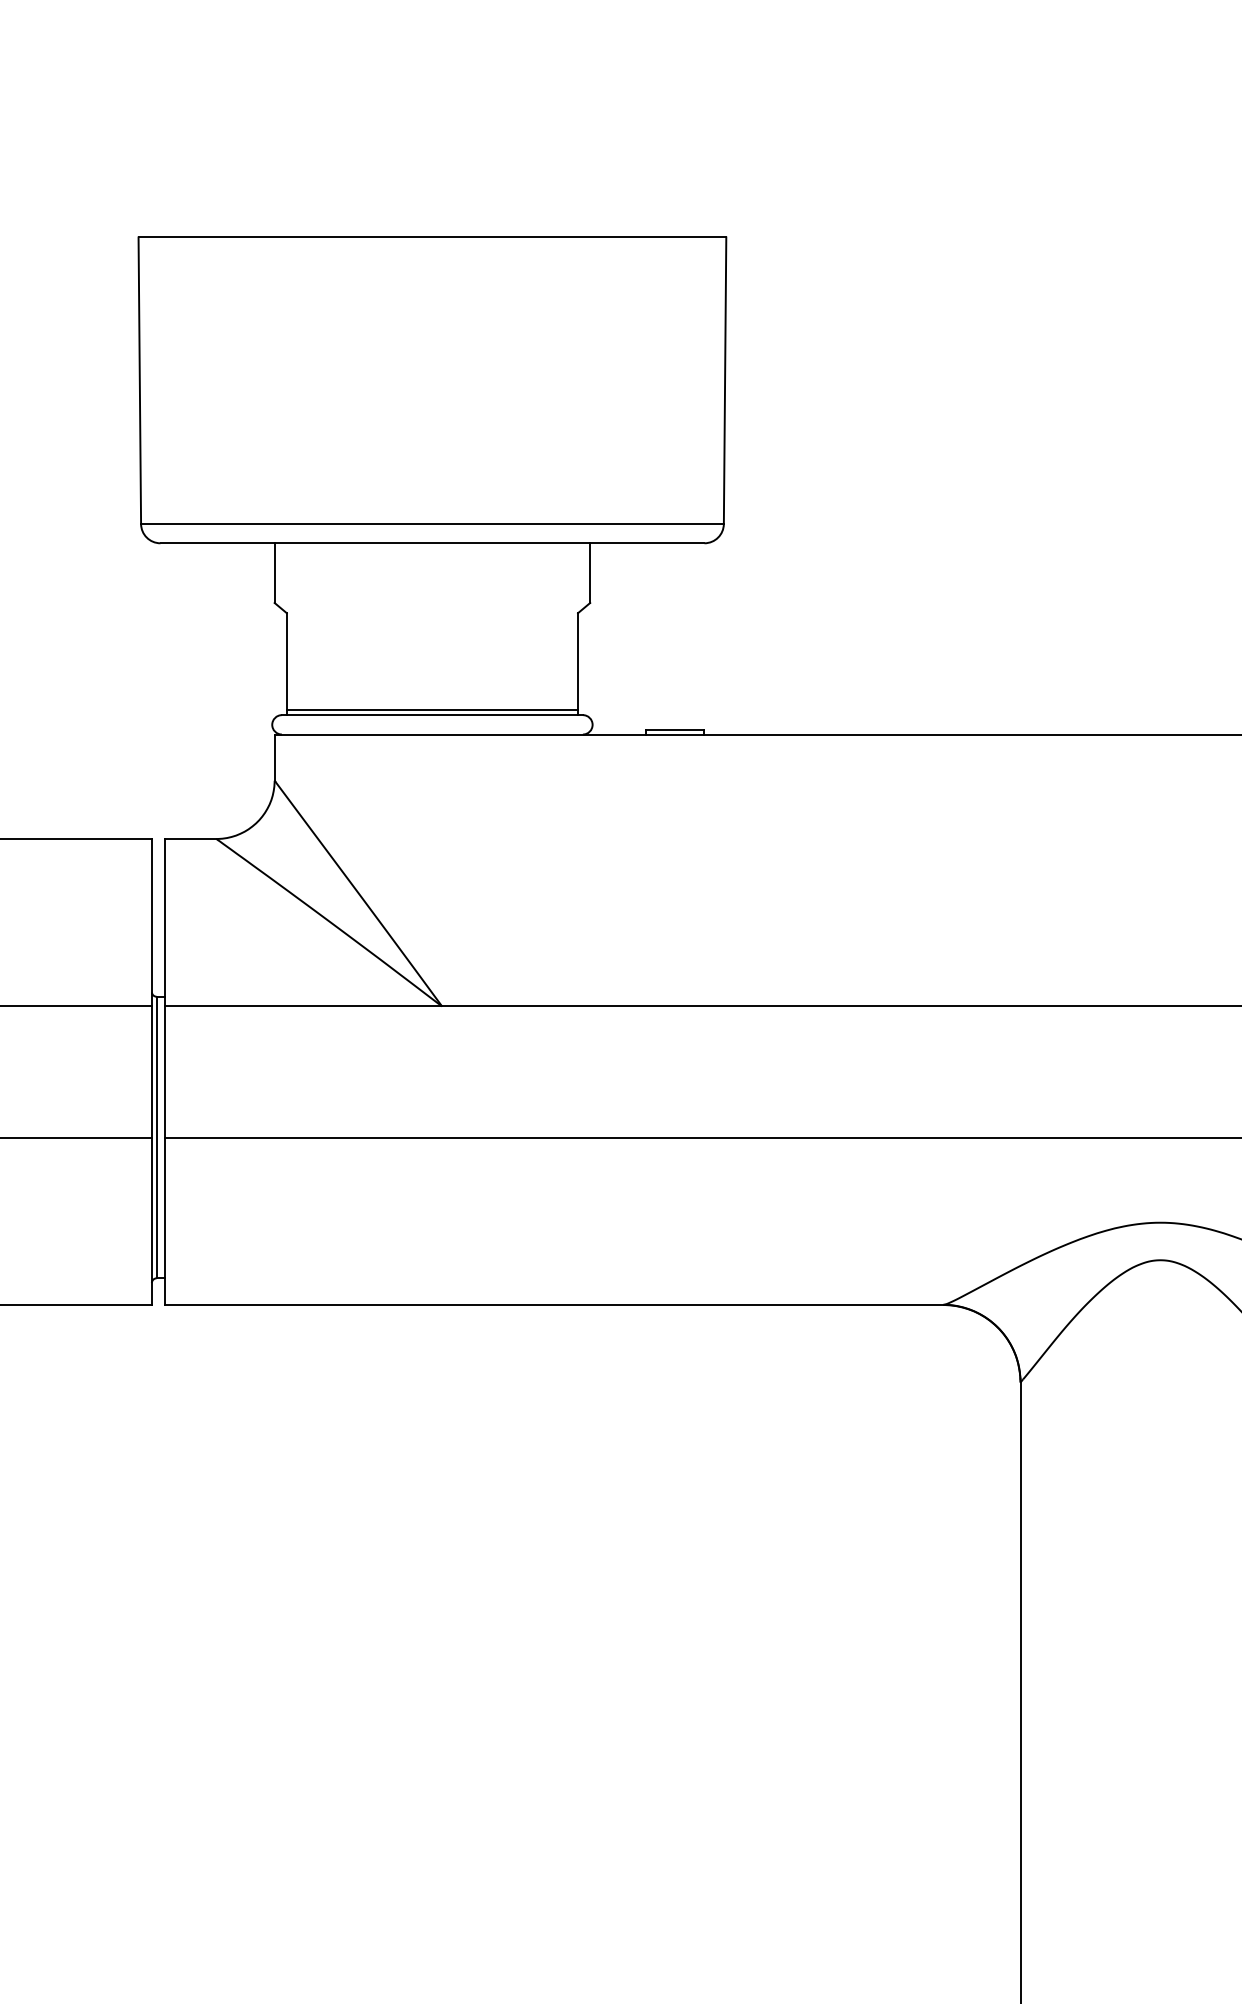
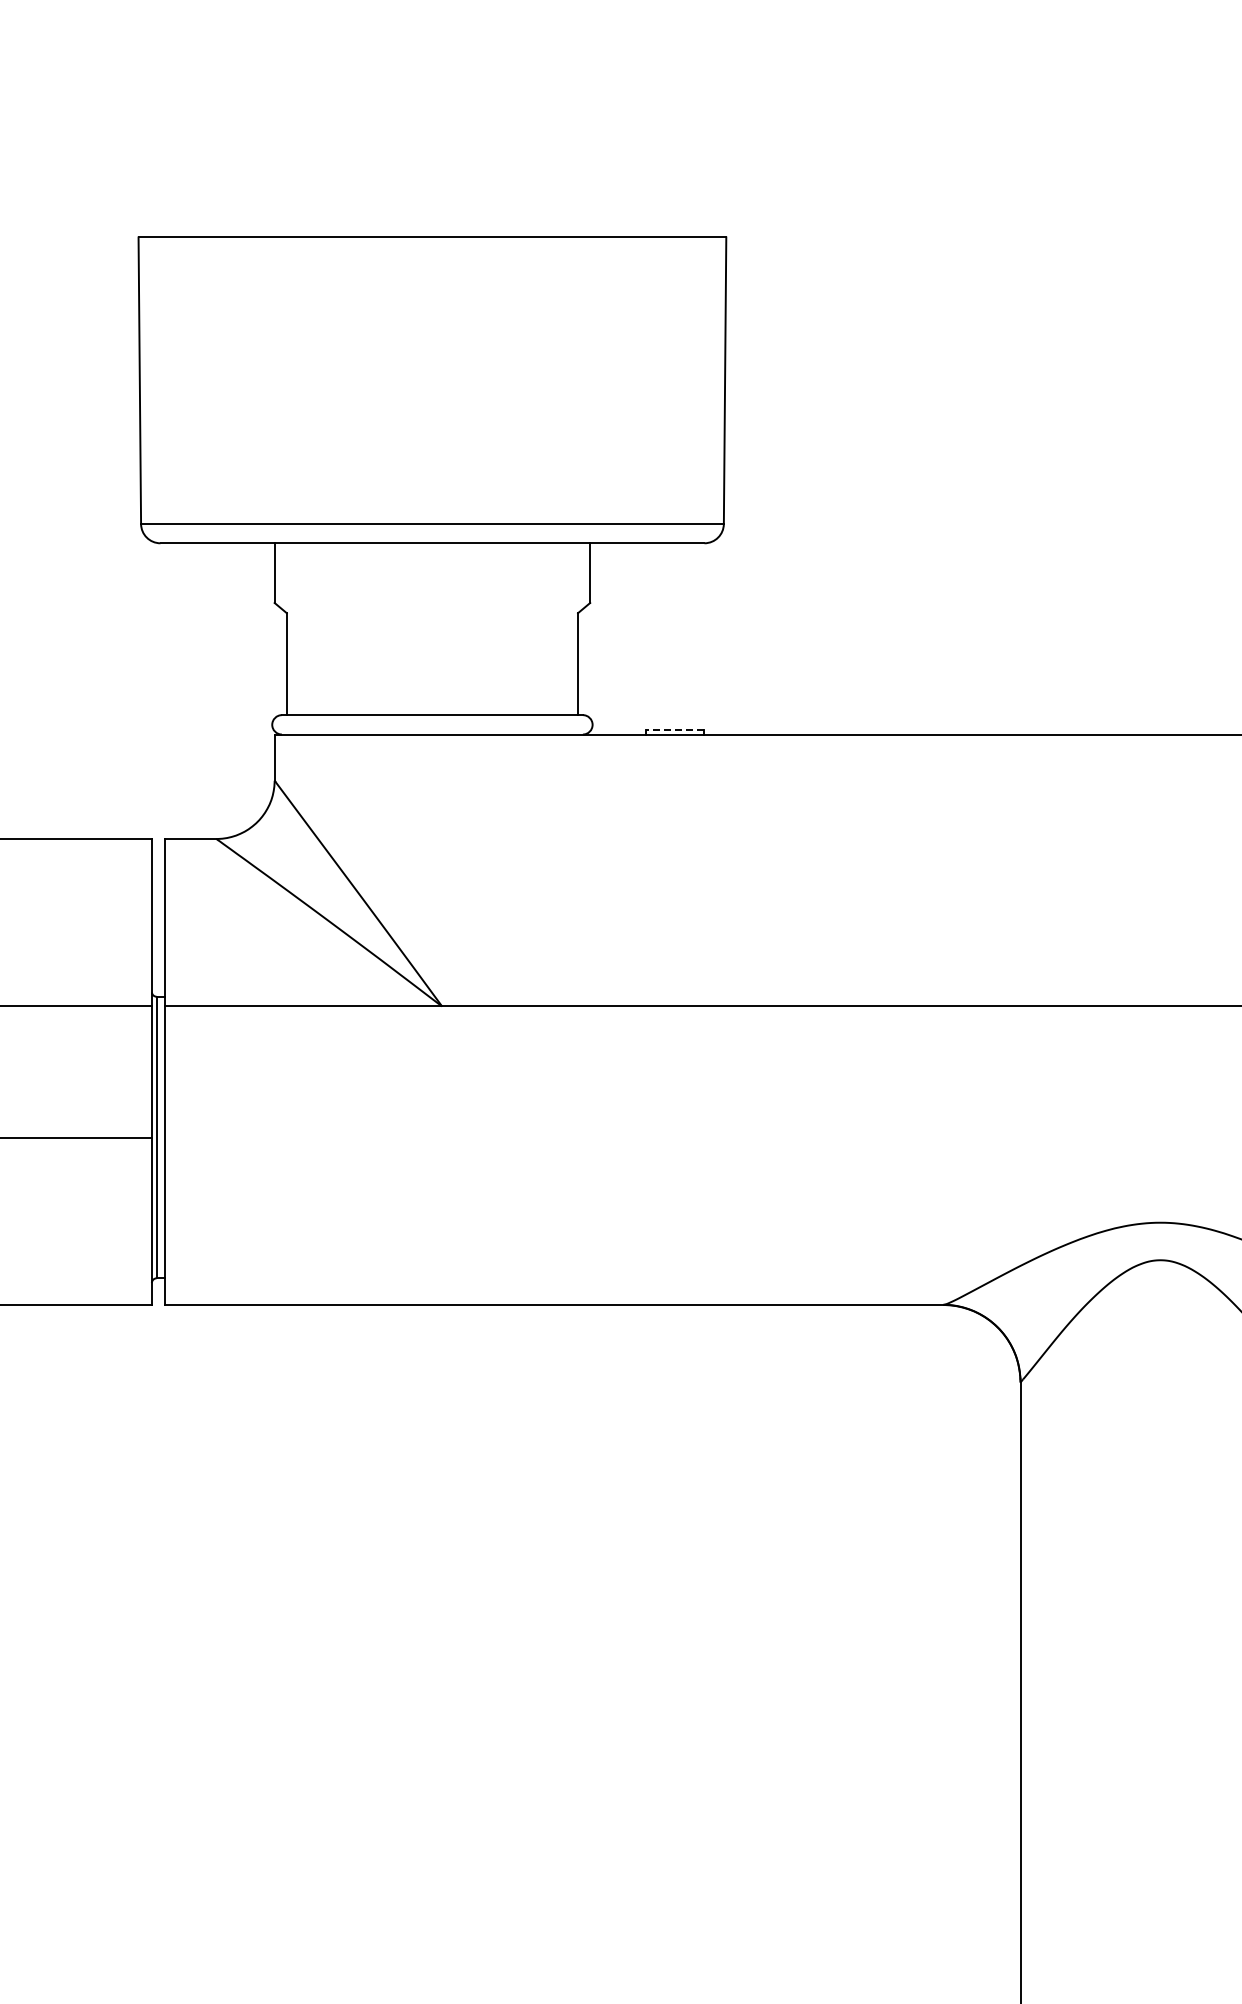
line: present -> none (432, 710)
line: solid -> dashed (674, 729)
line: present -> none (701, 1137)
